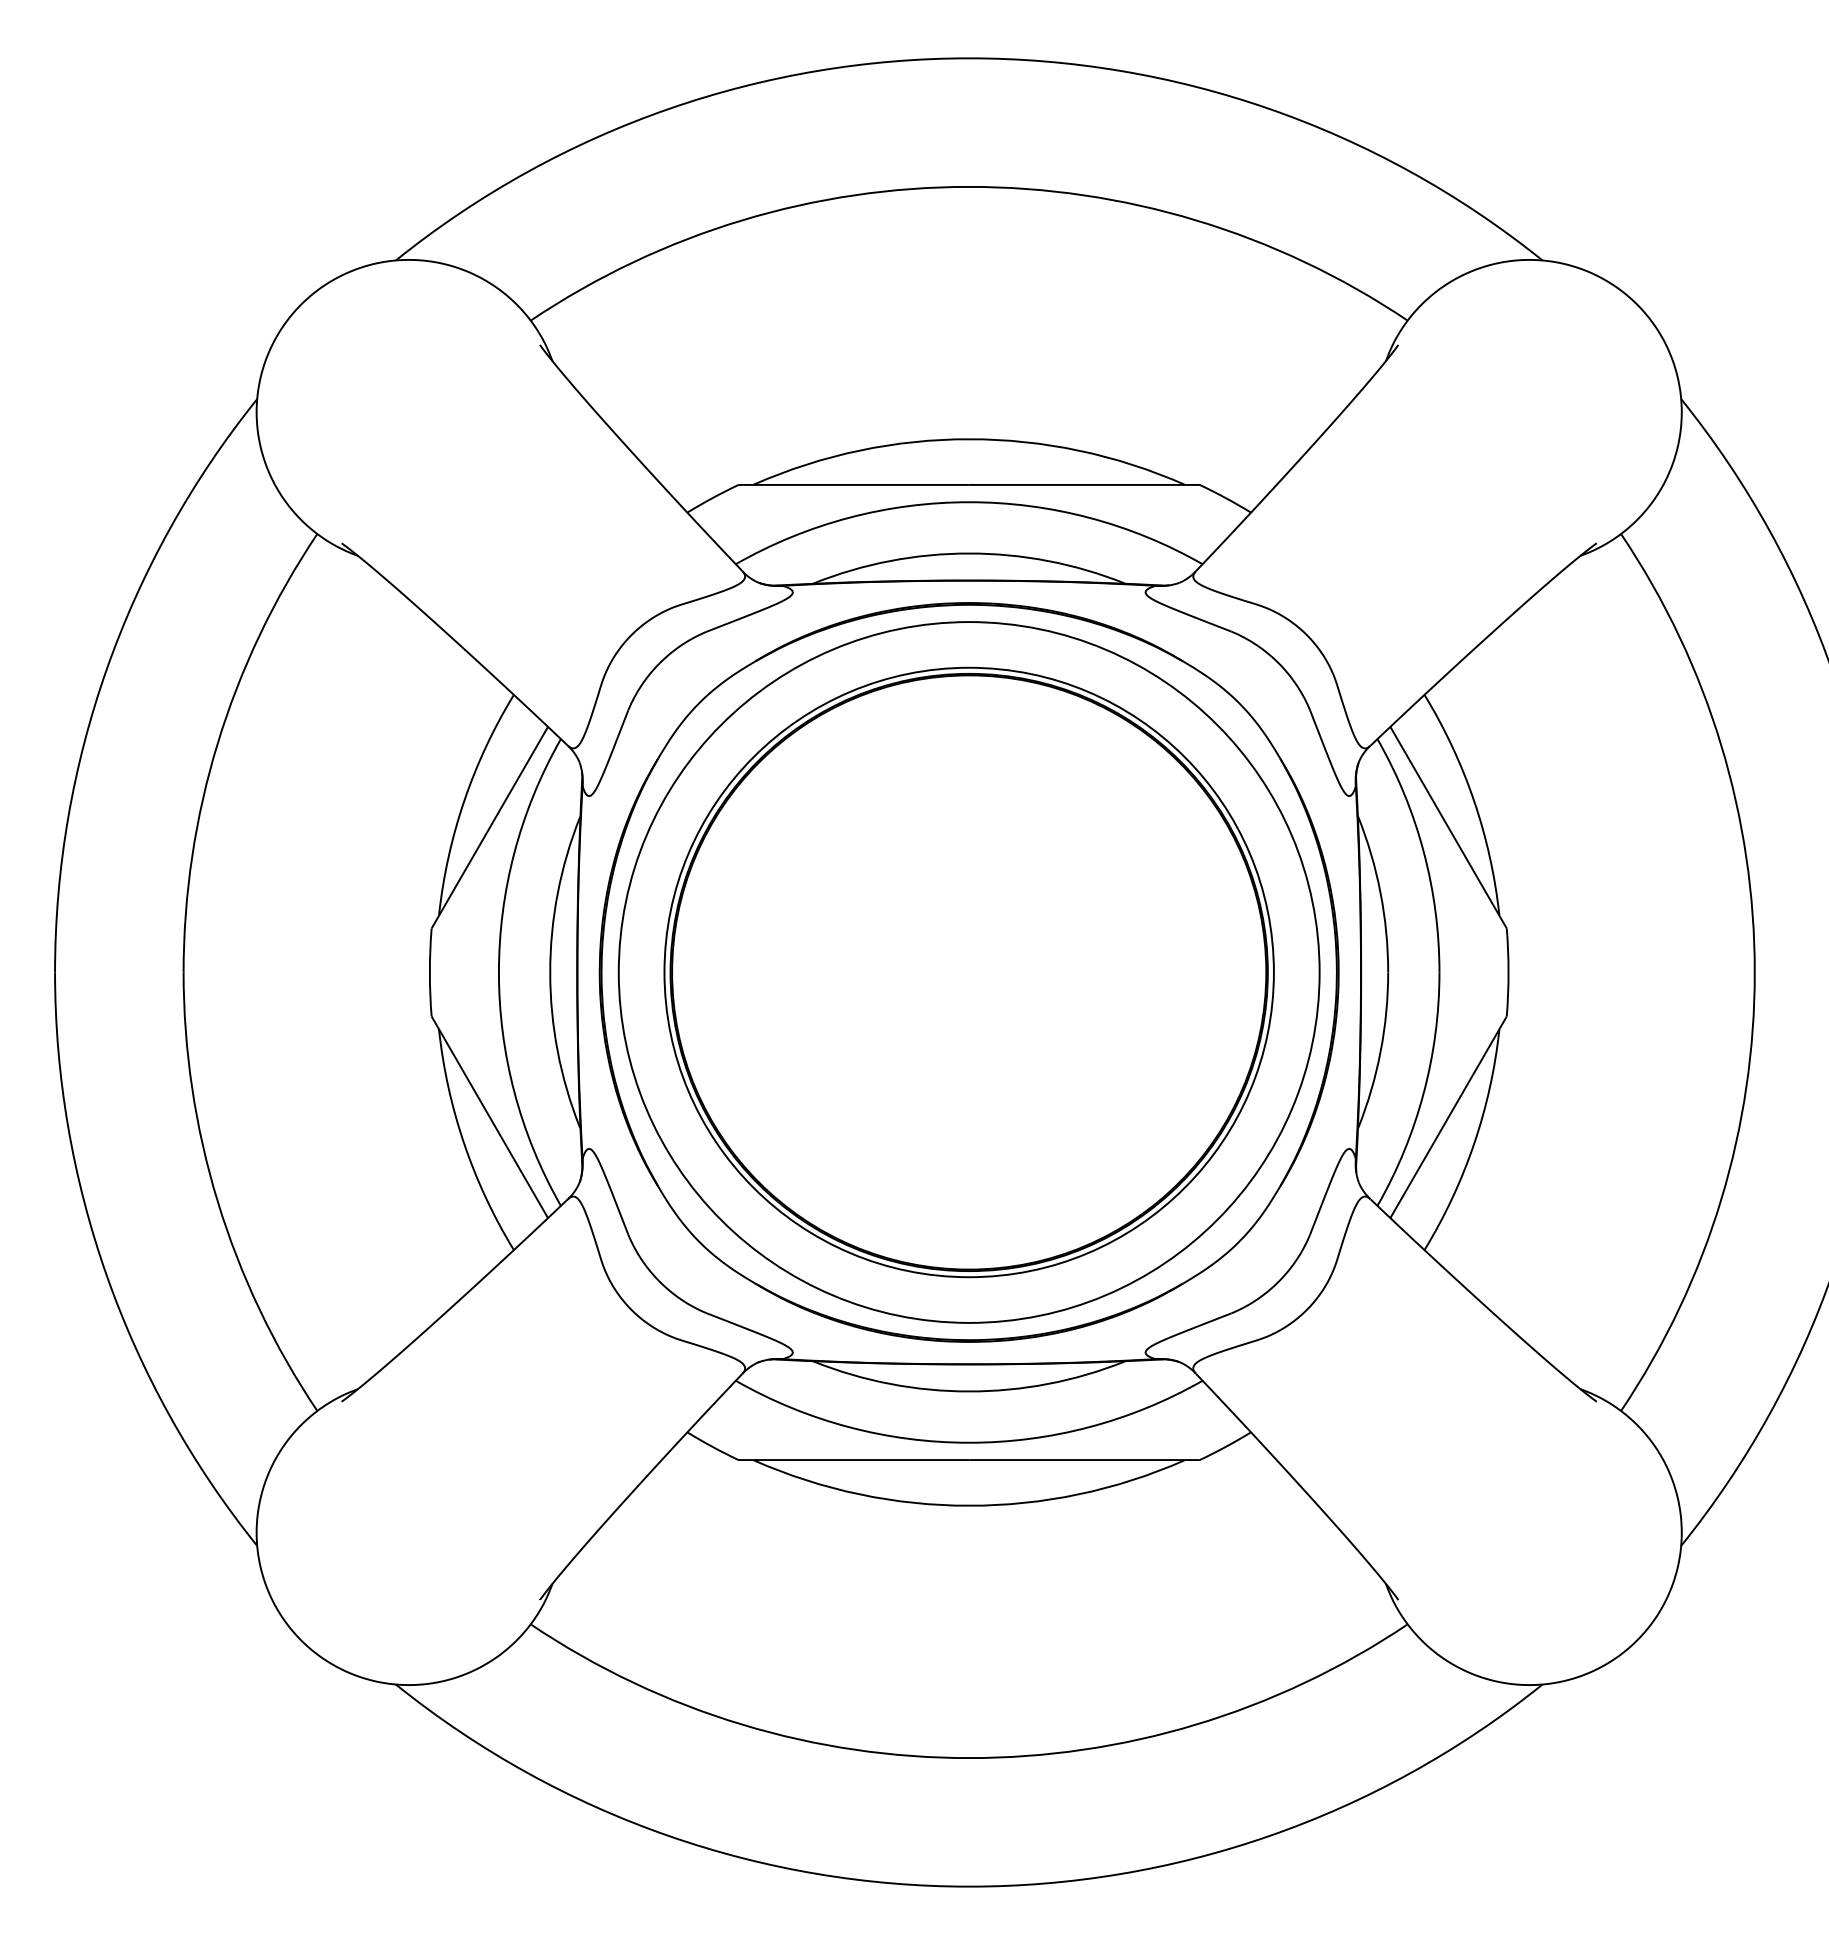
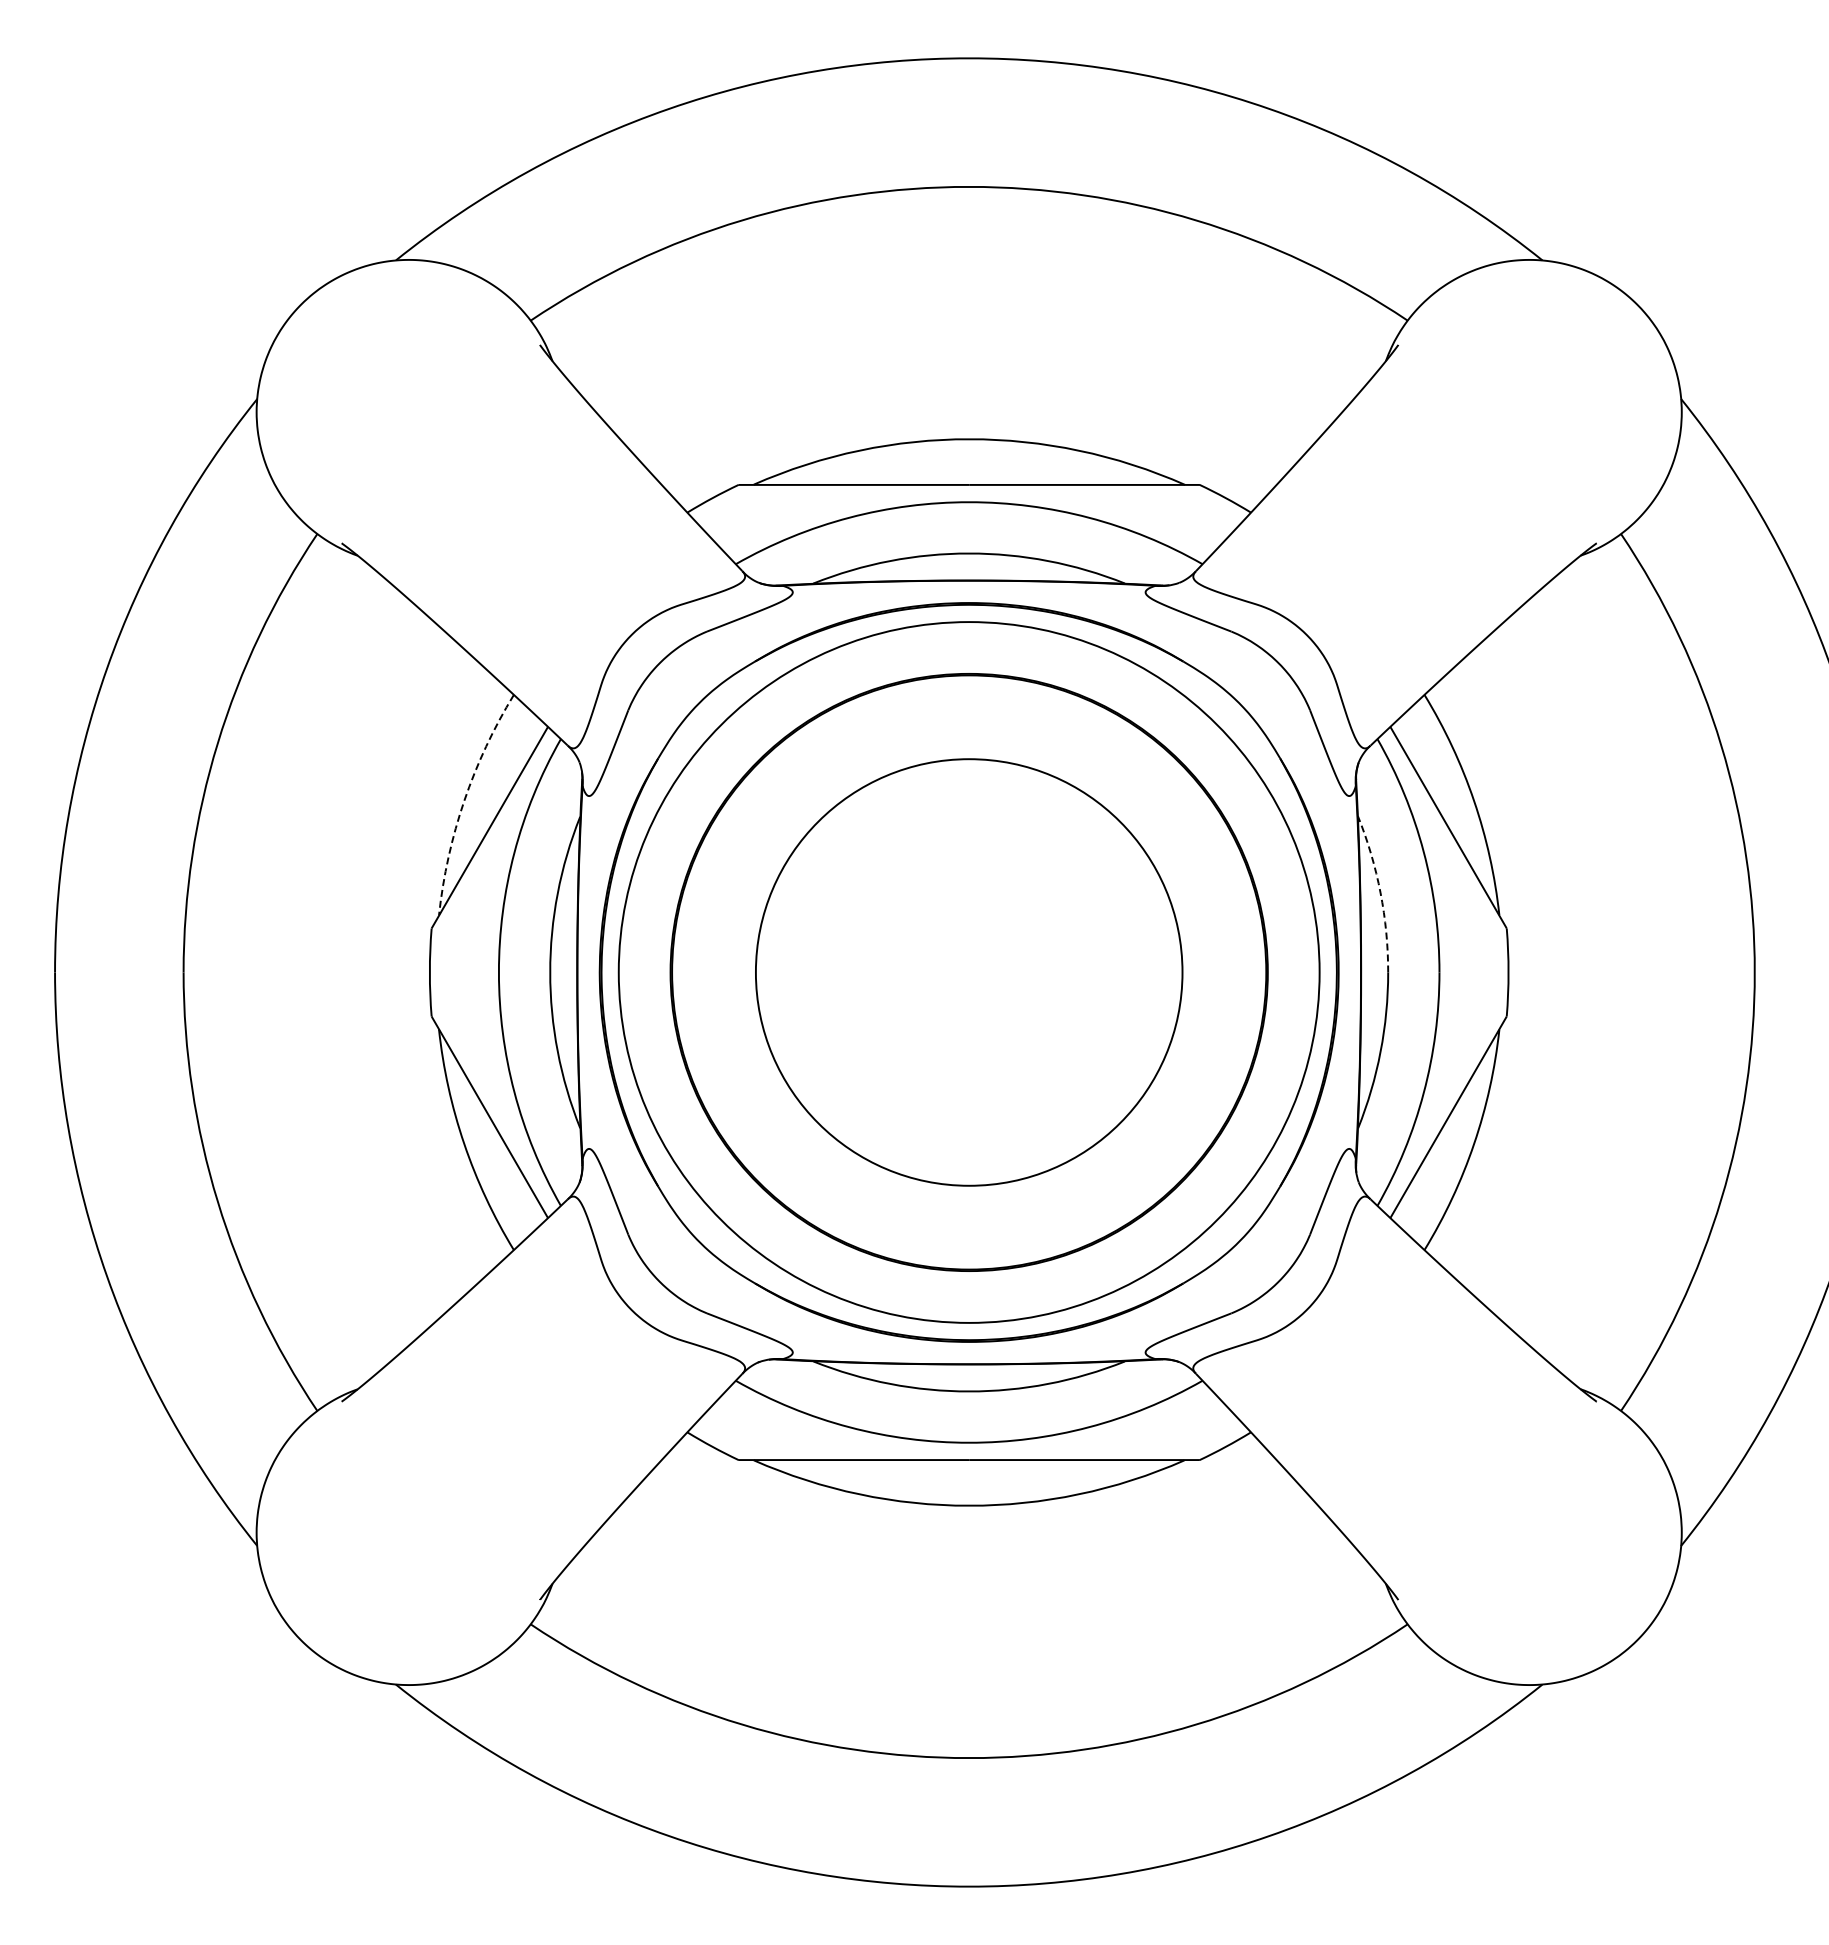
arc: solid -> dashed (464, 800)
arc: solid -> dashed (1380, 893)
circle diameter: 609 px -> 427 px (968, 972)
